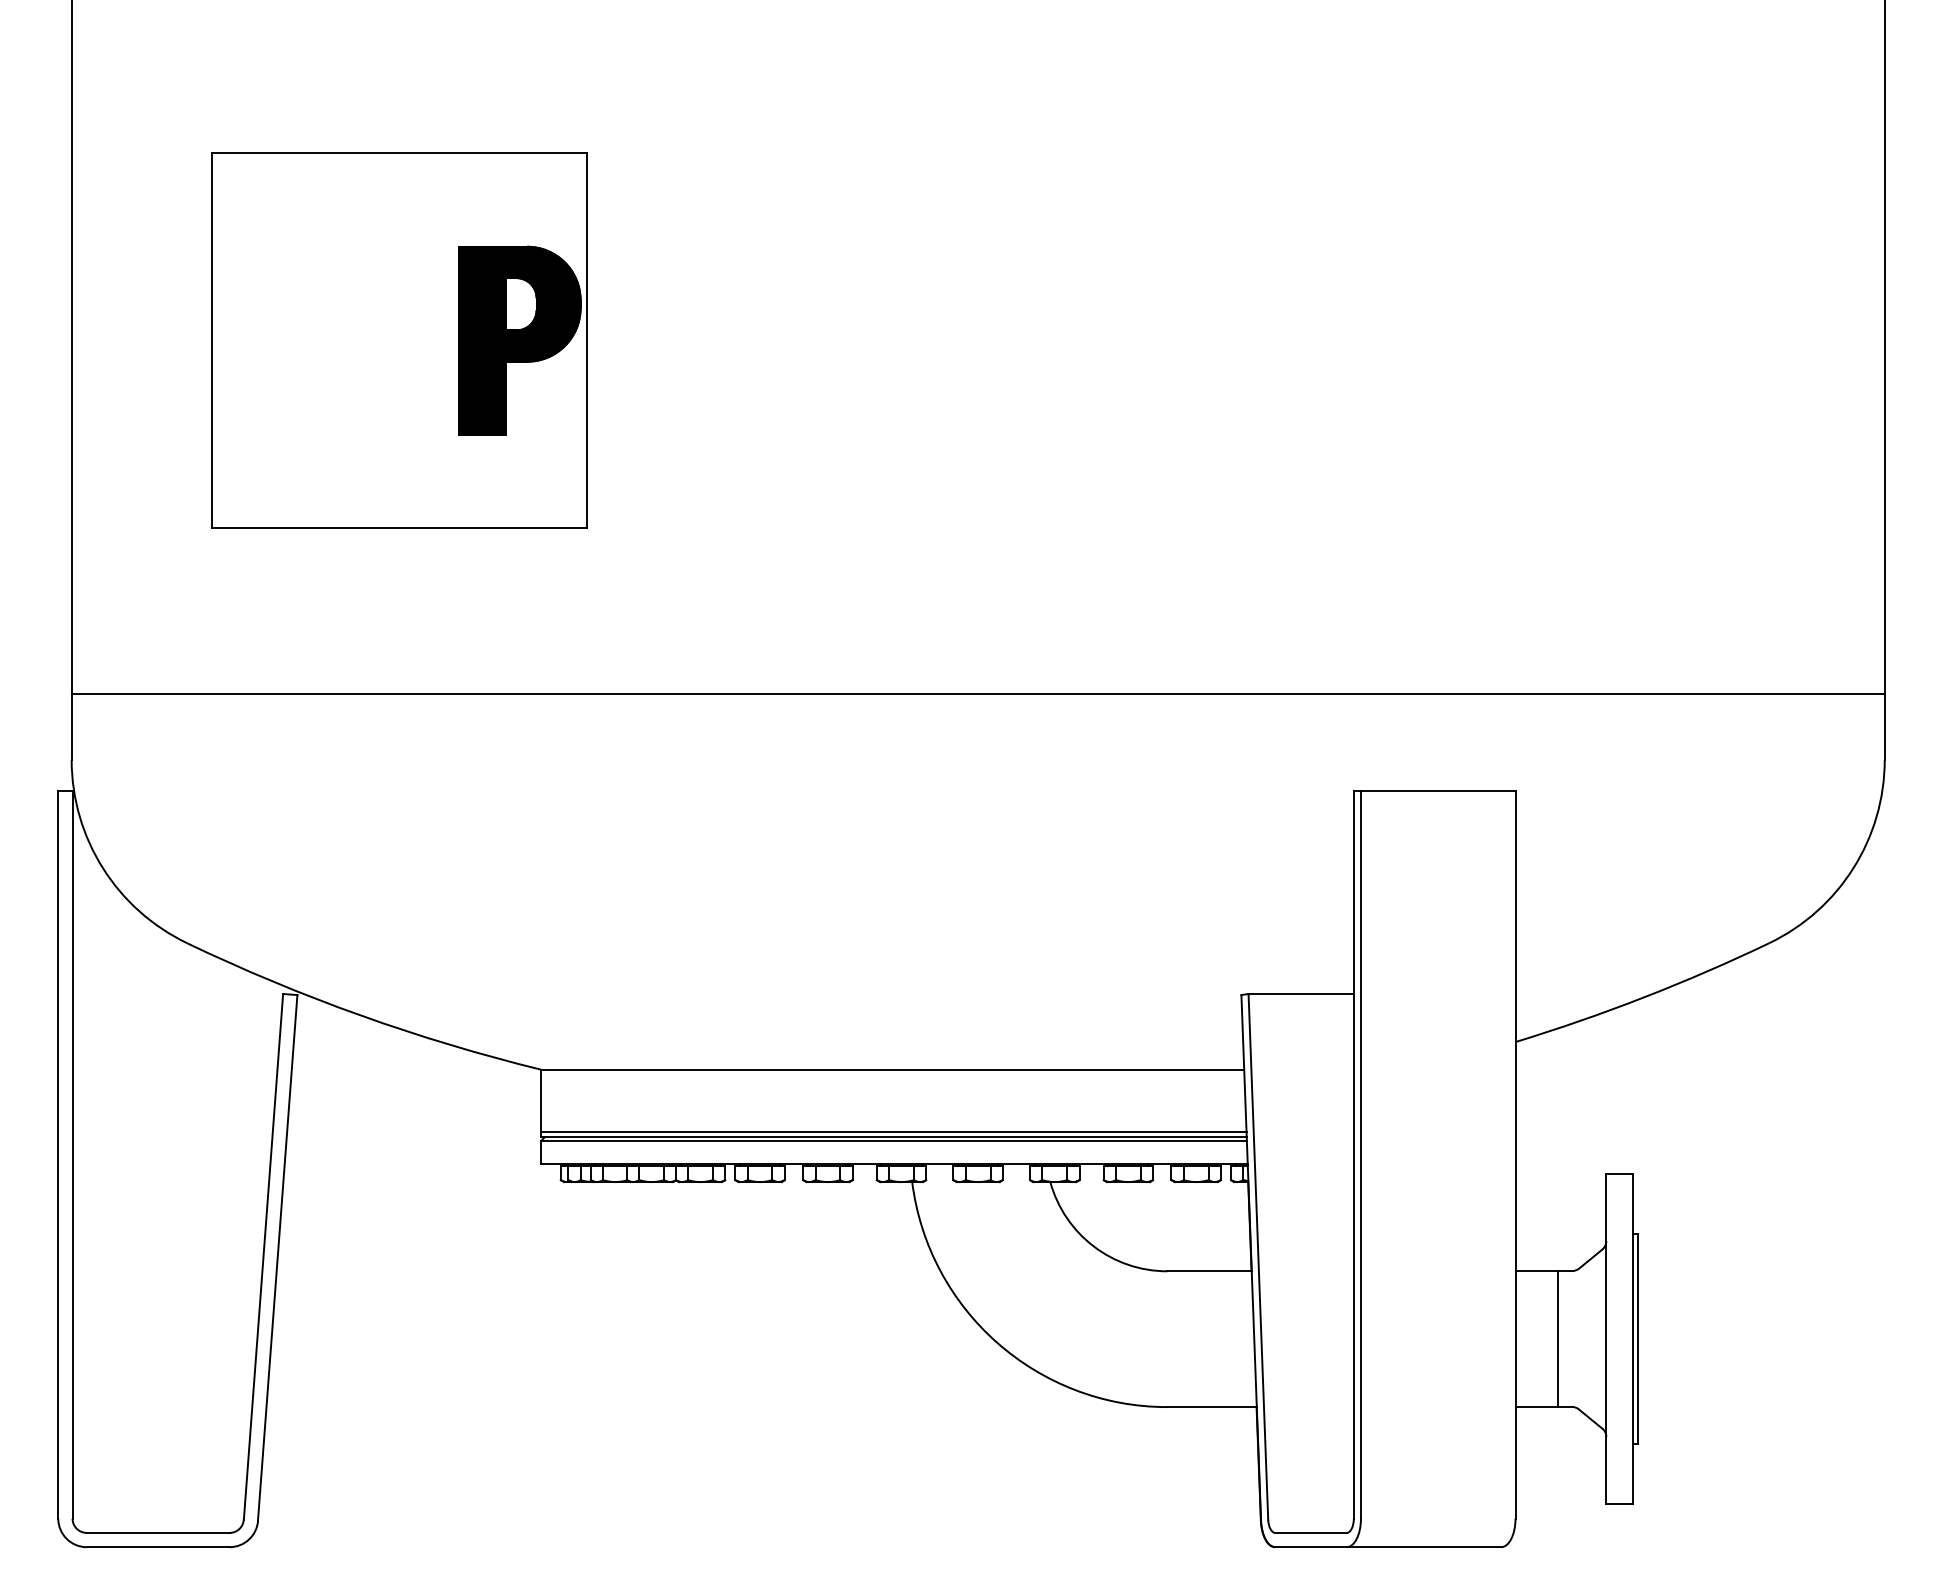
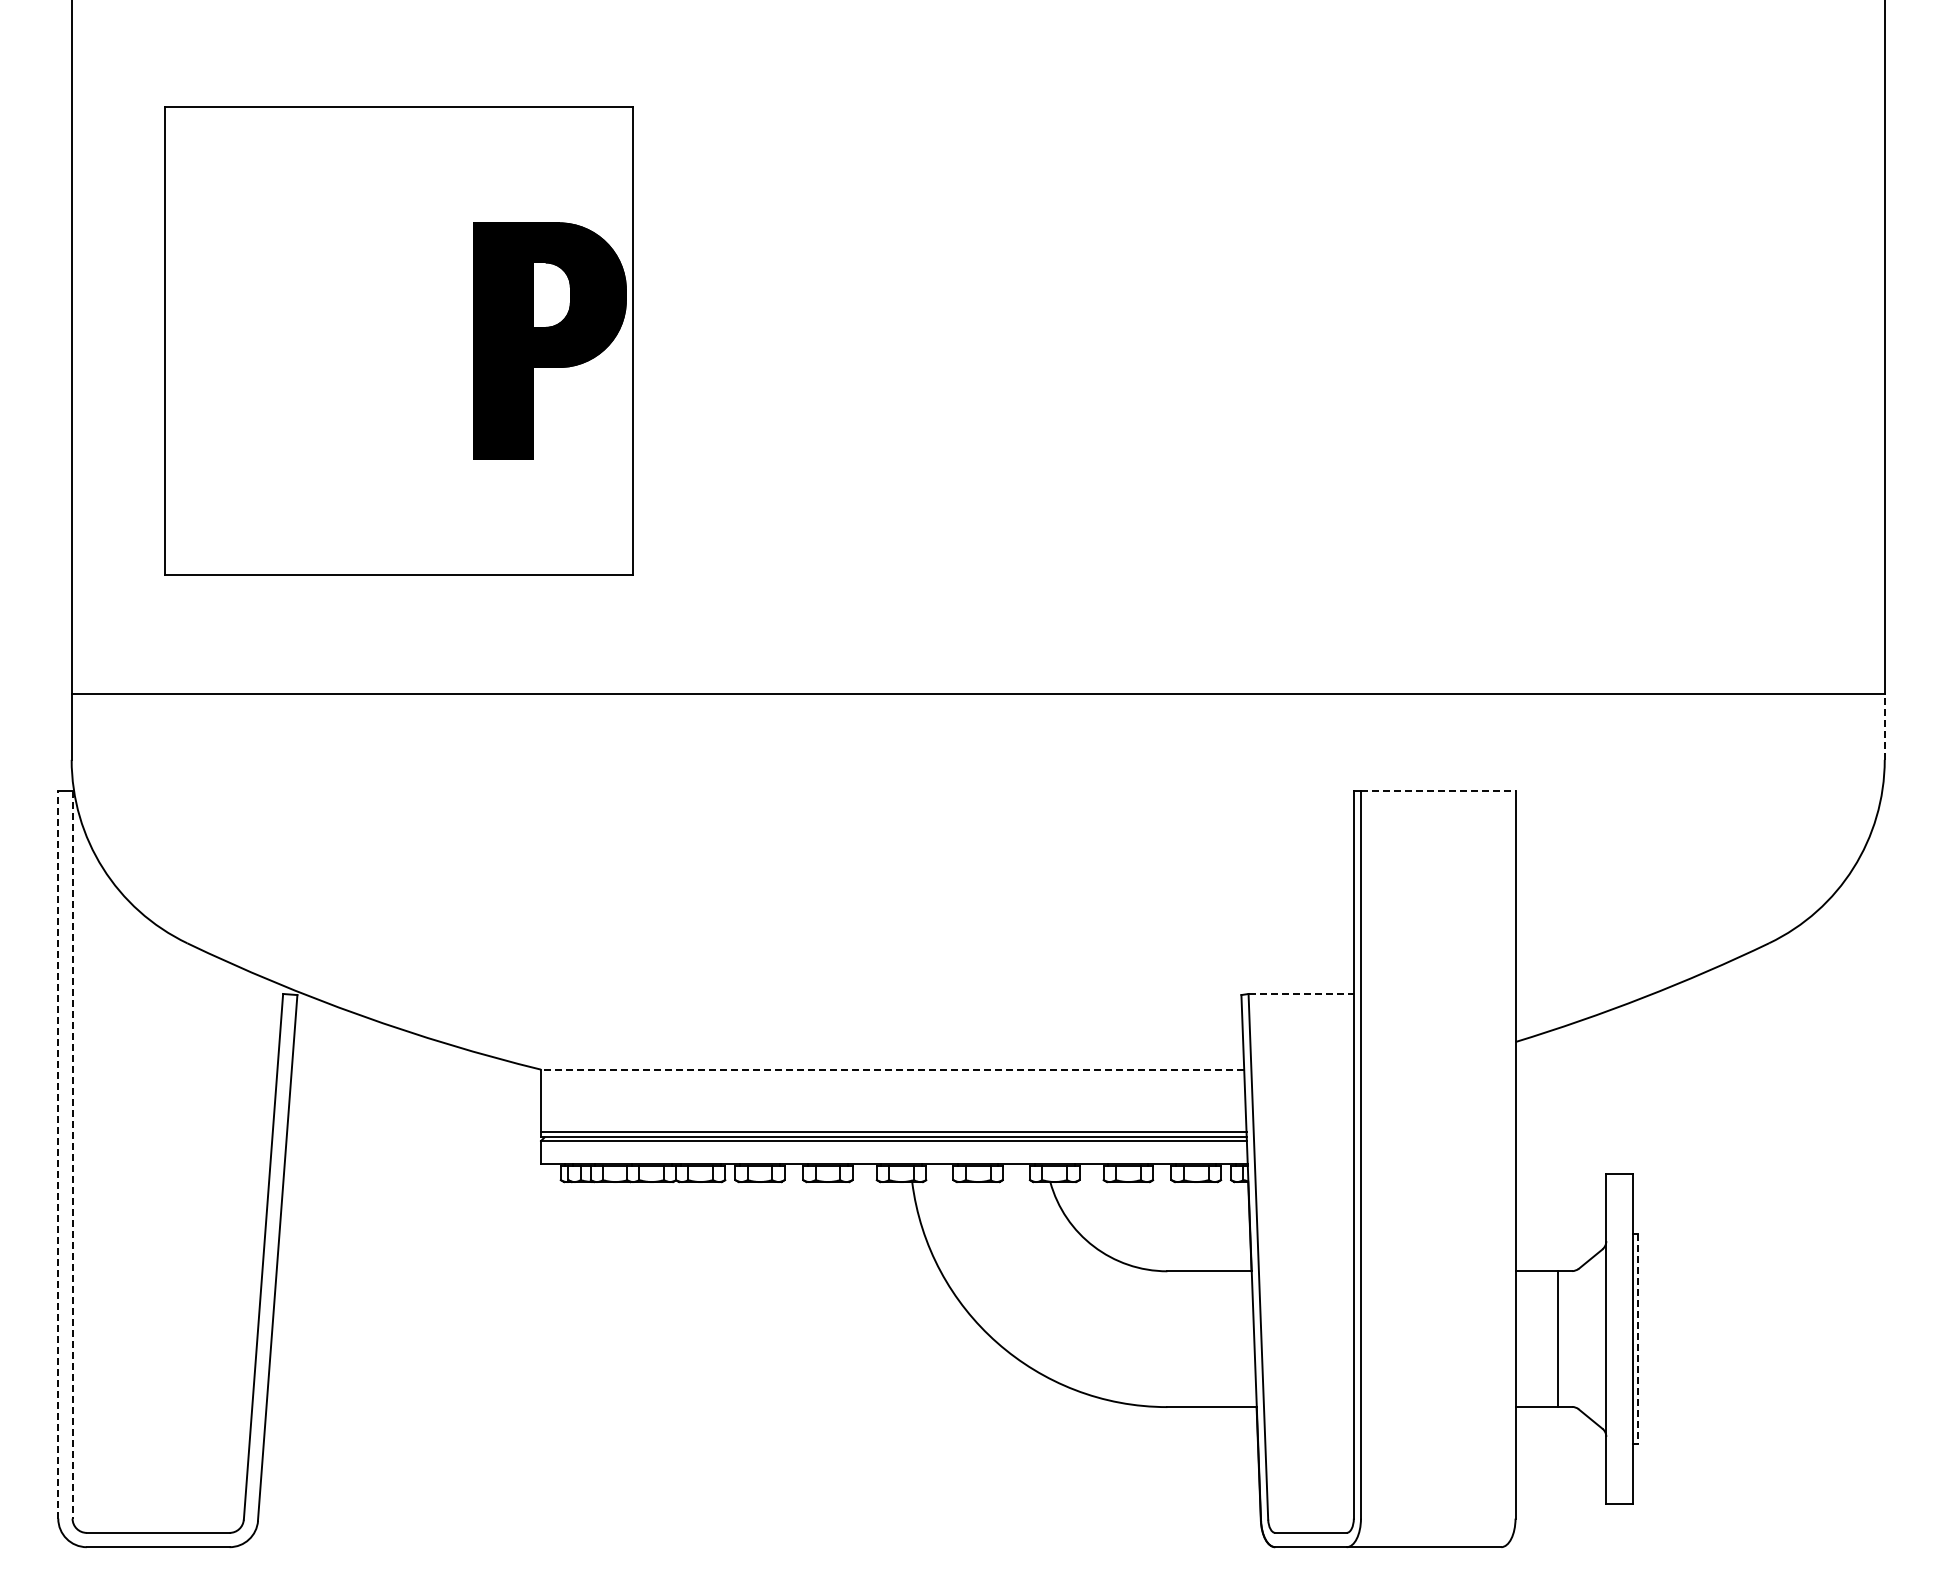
part size: 377x377 px -> 470x470 px (398, 340)
line: solid -> dashed (1884, 727)
line: solid -> dashed (1438, 790)
line: solid -> dashed (1301, 993)
line: solid -> dashed (892, 1069)
line: solid -> dashed (58, 1154)
line: solid -> dashed (72, 1155)
line: solid -> dashed (1638, 1339)
